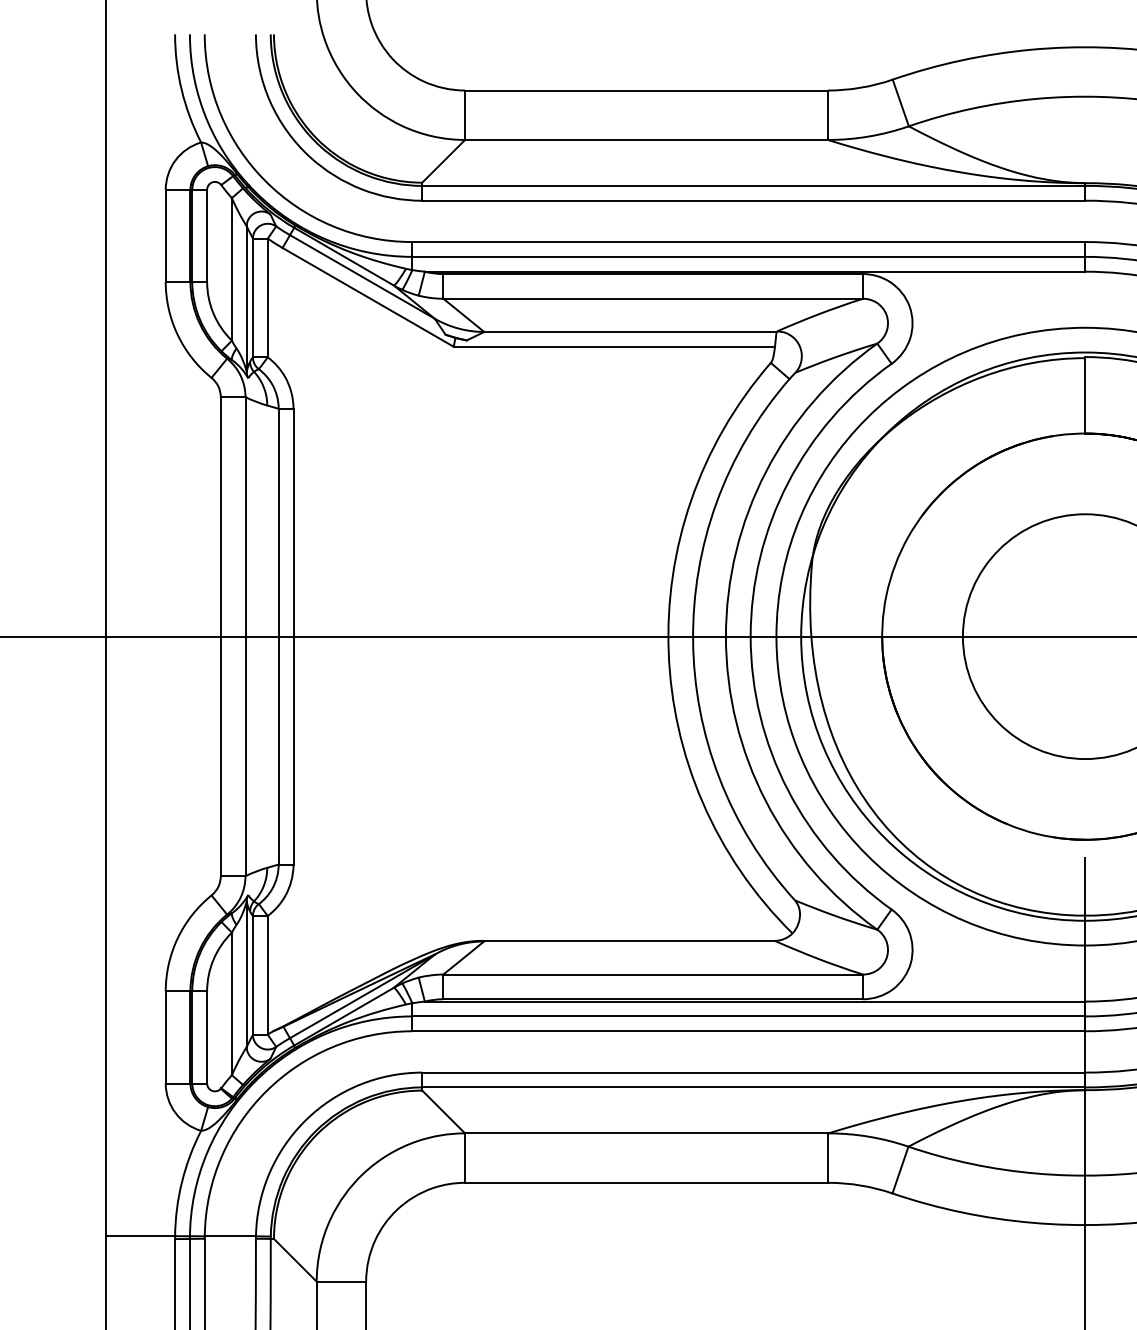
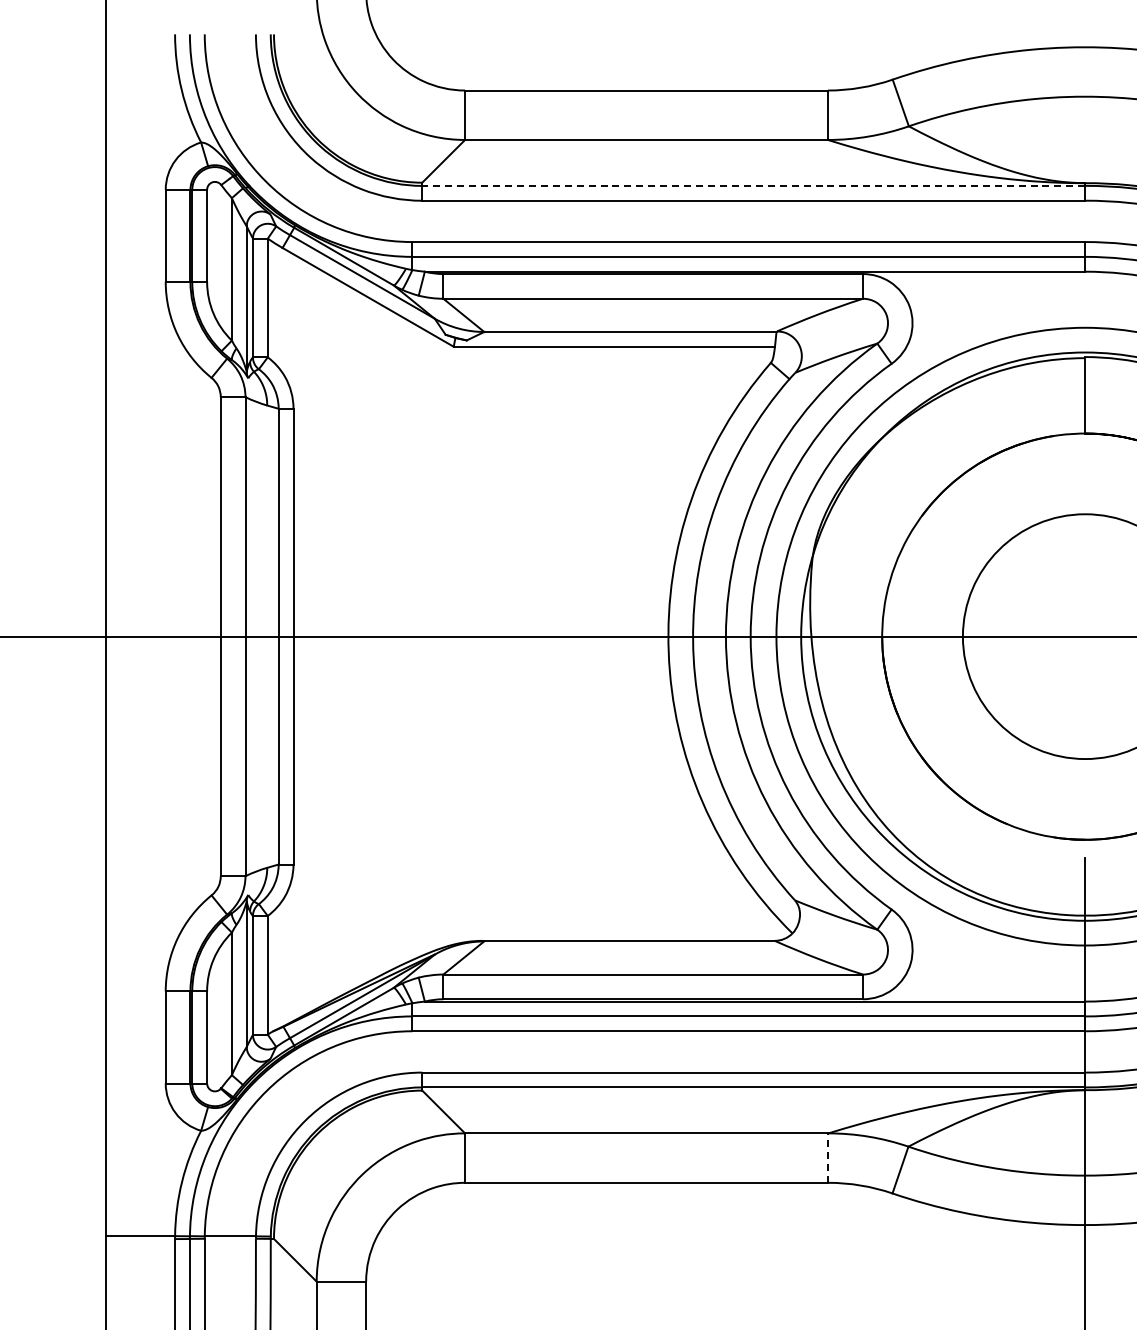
line: solid -> dashed (753, 185)
line: solid -> dashed (828, 1158)
